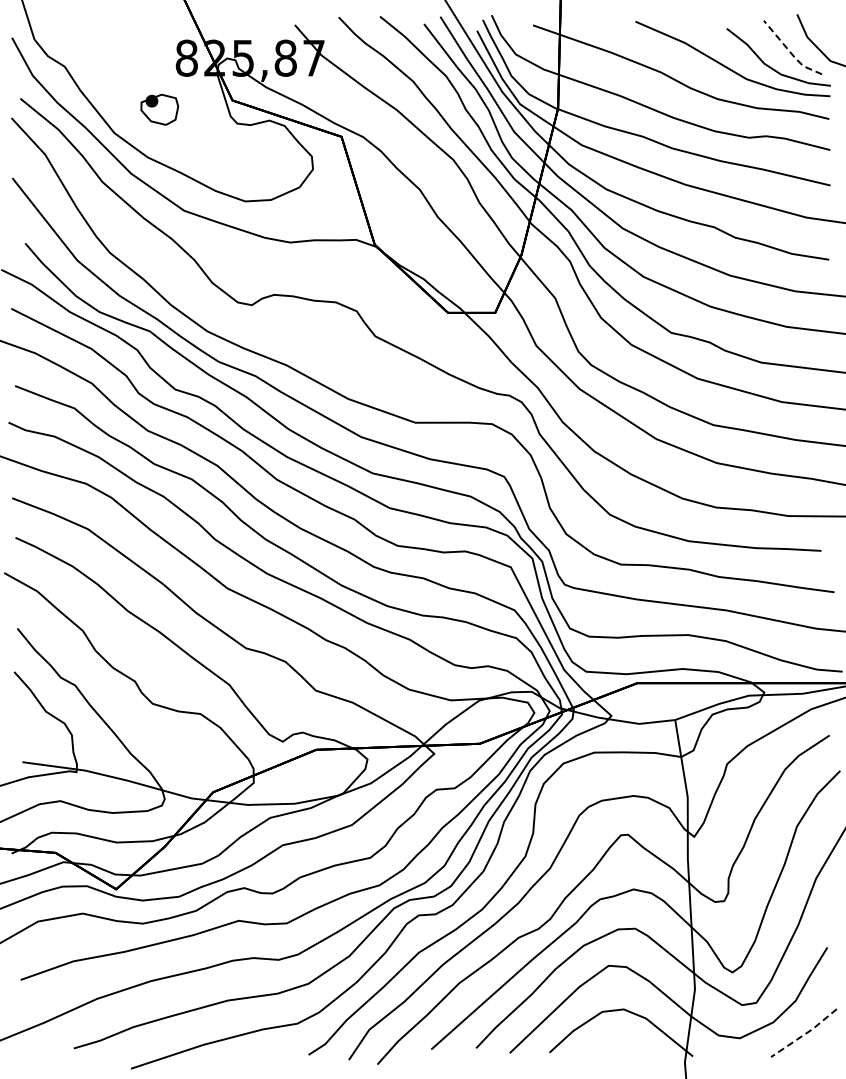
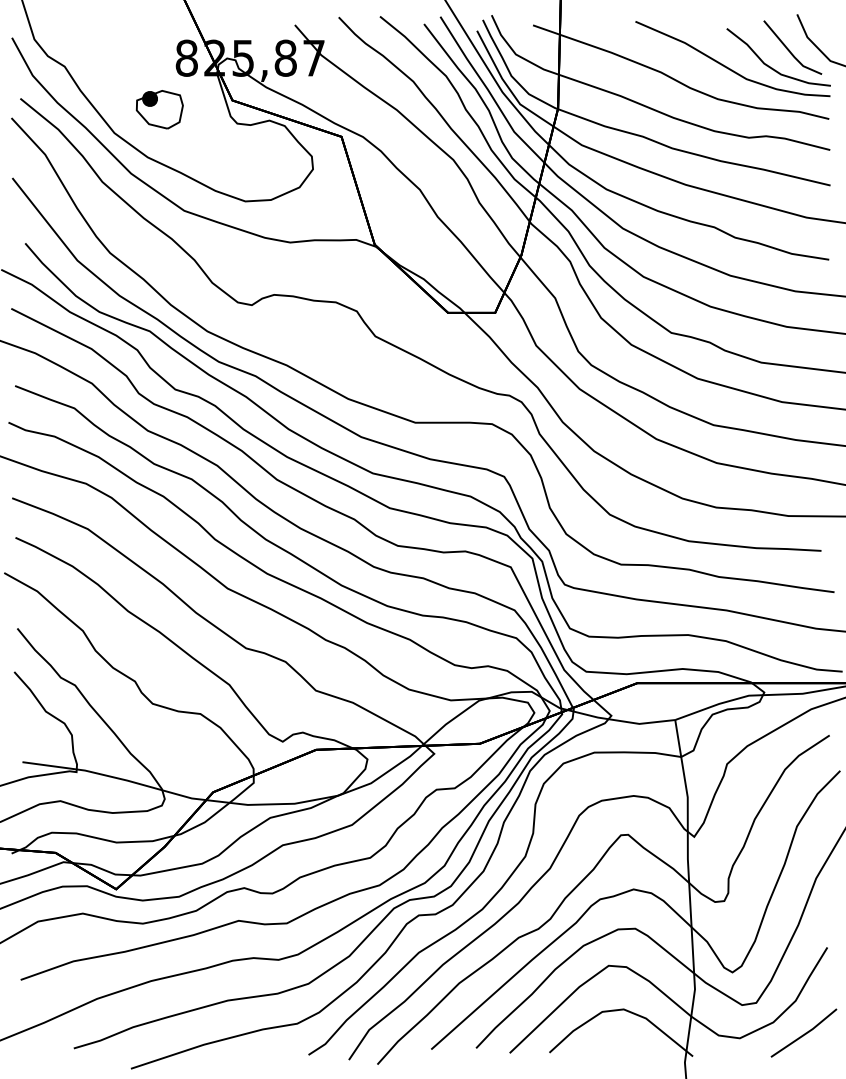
line: dashed -> solid (790, 52)
part size: 40x33 px -> 49x40 px (159, 109)
line: dashed -> solid (805, 1034)
